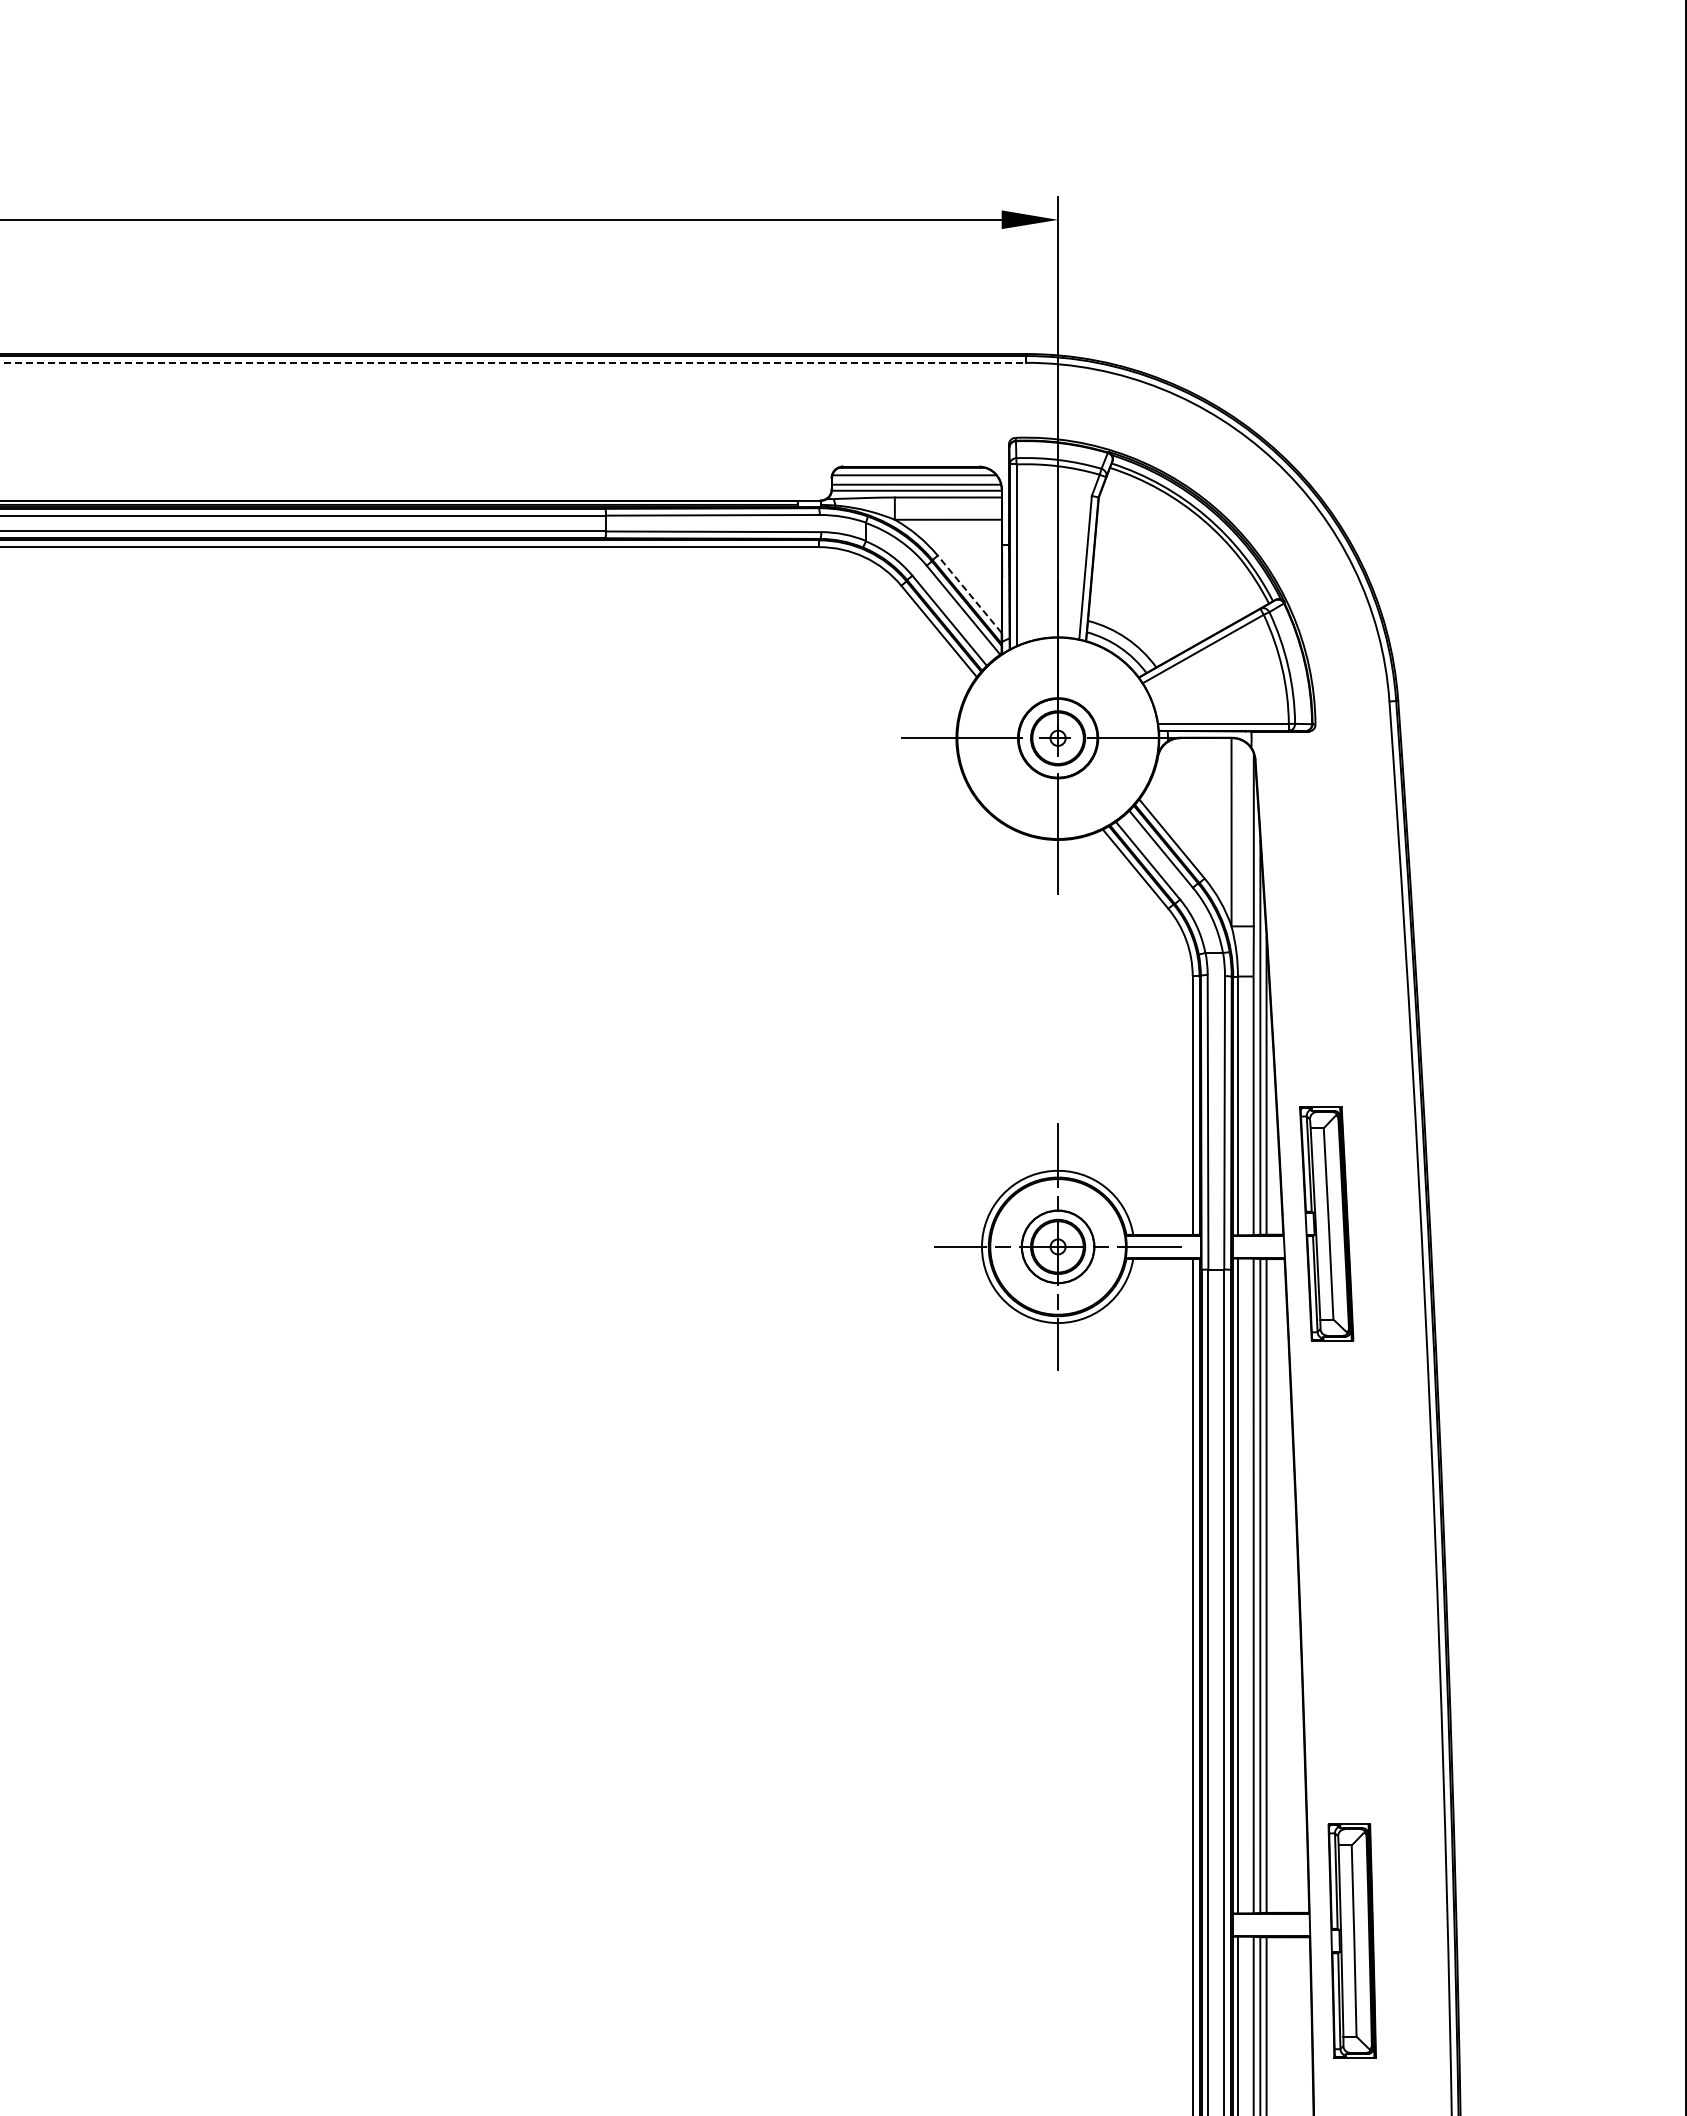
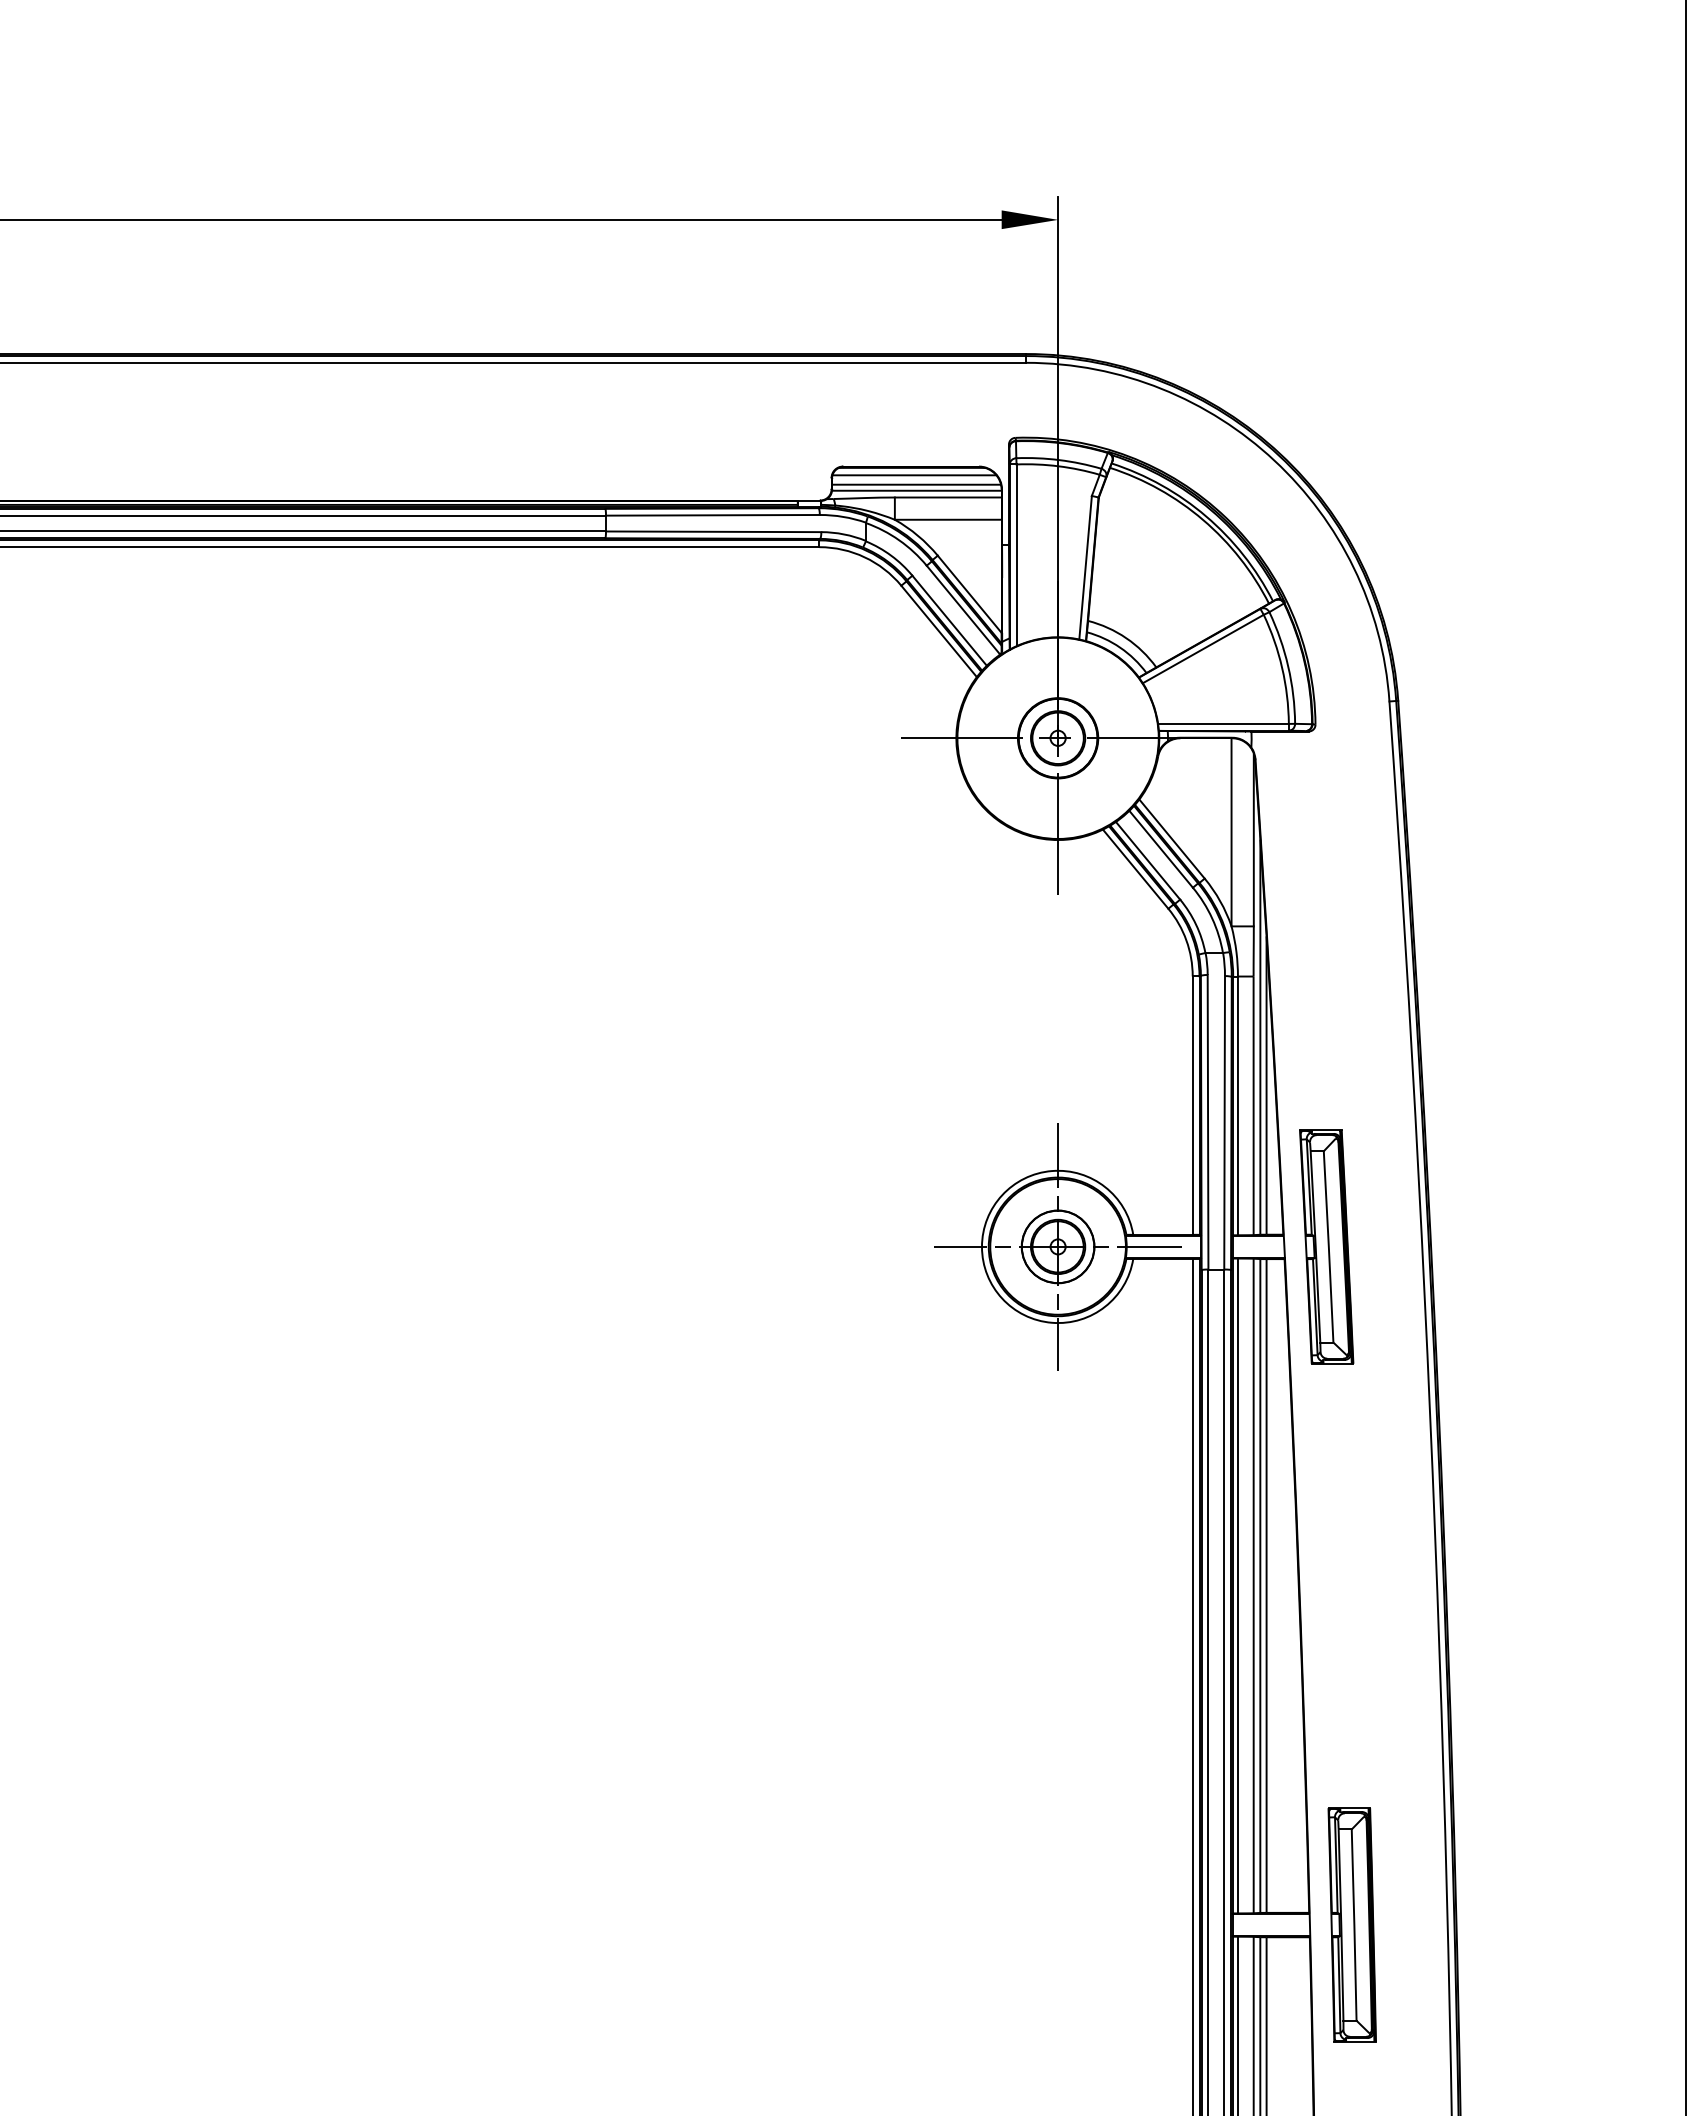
line: dashed -> solid (513, 362)
line: dashed -> solid (969, 593)
part position: (1326, 1223) -> (1326, 1246) (1326, 1246)
part position: (1351, 1940) -> (1351, 1924) (1351, 1924)
